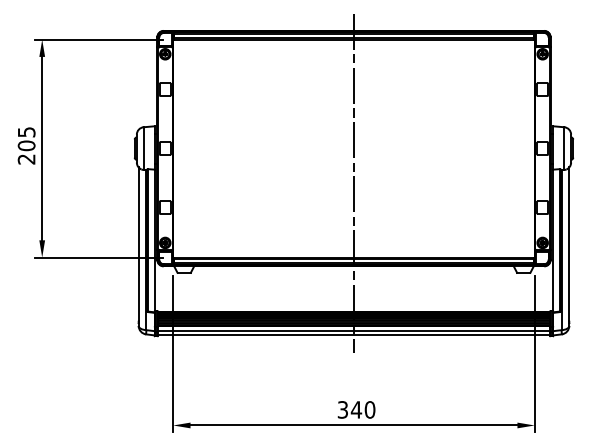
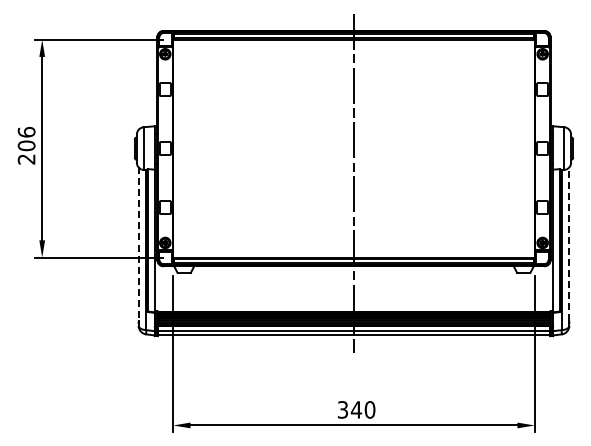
text: 205 -> 206 (26, 131)
line: solid -> dashed (138, 244)
line: solid -> dashed (569, 244)
